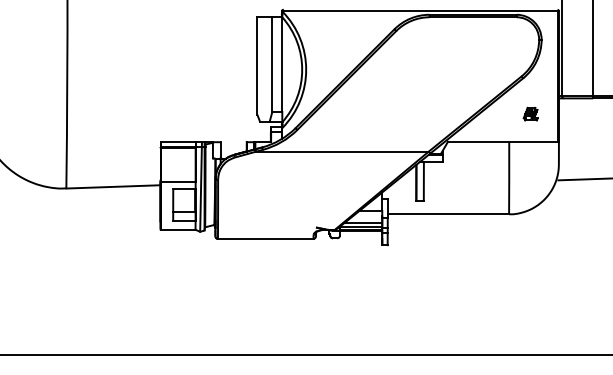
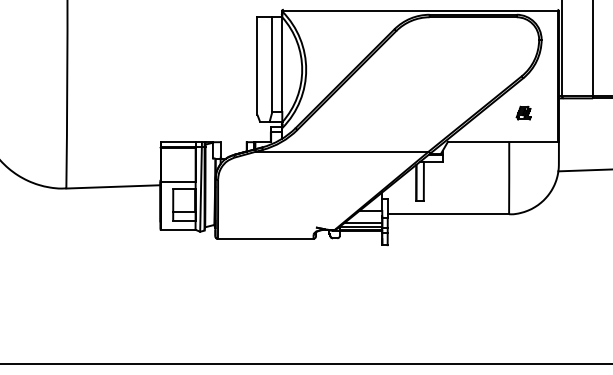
part position: (530, 113) -> (523, 112) (523, 112)
line position: (583, 179) -> (583, 170) (583, 170)
line position: (305, 354) -> (305, 363) (305, 363)
